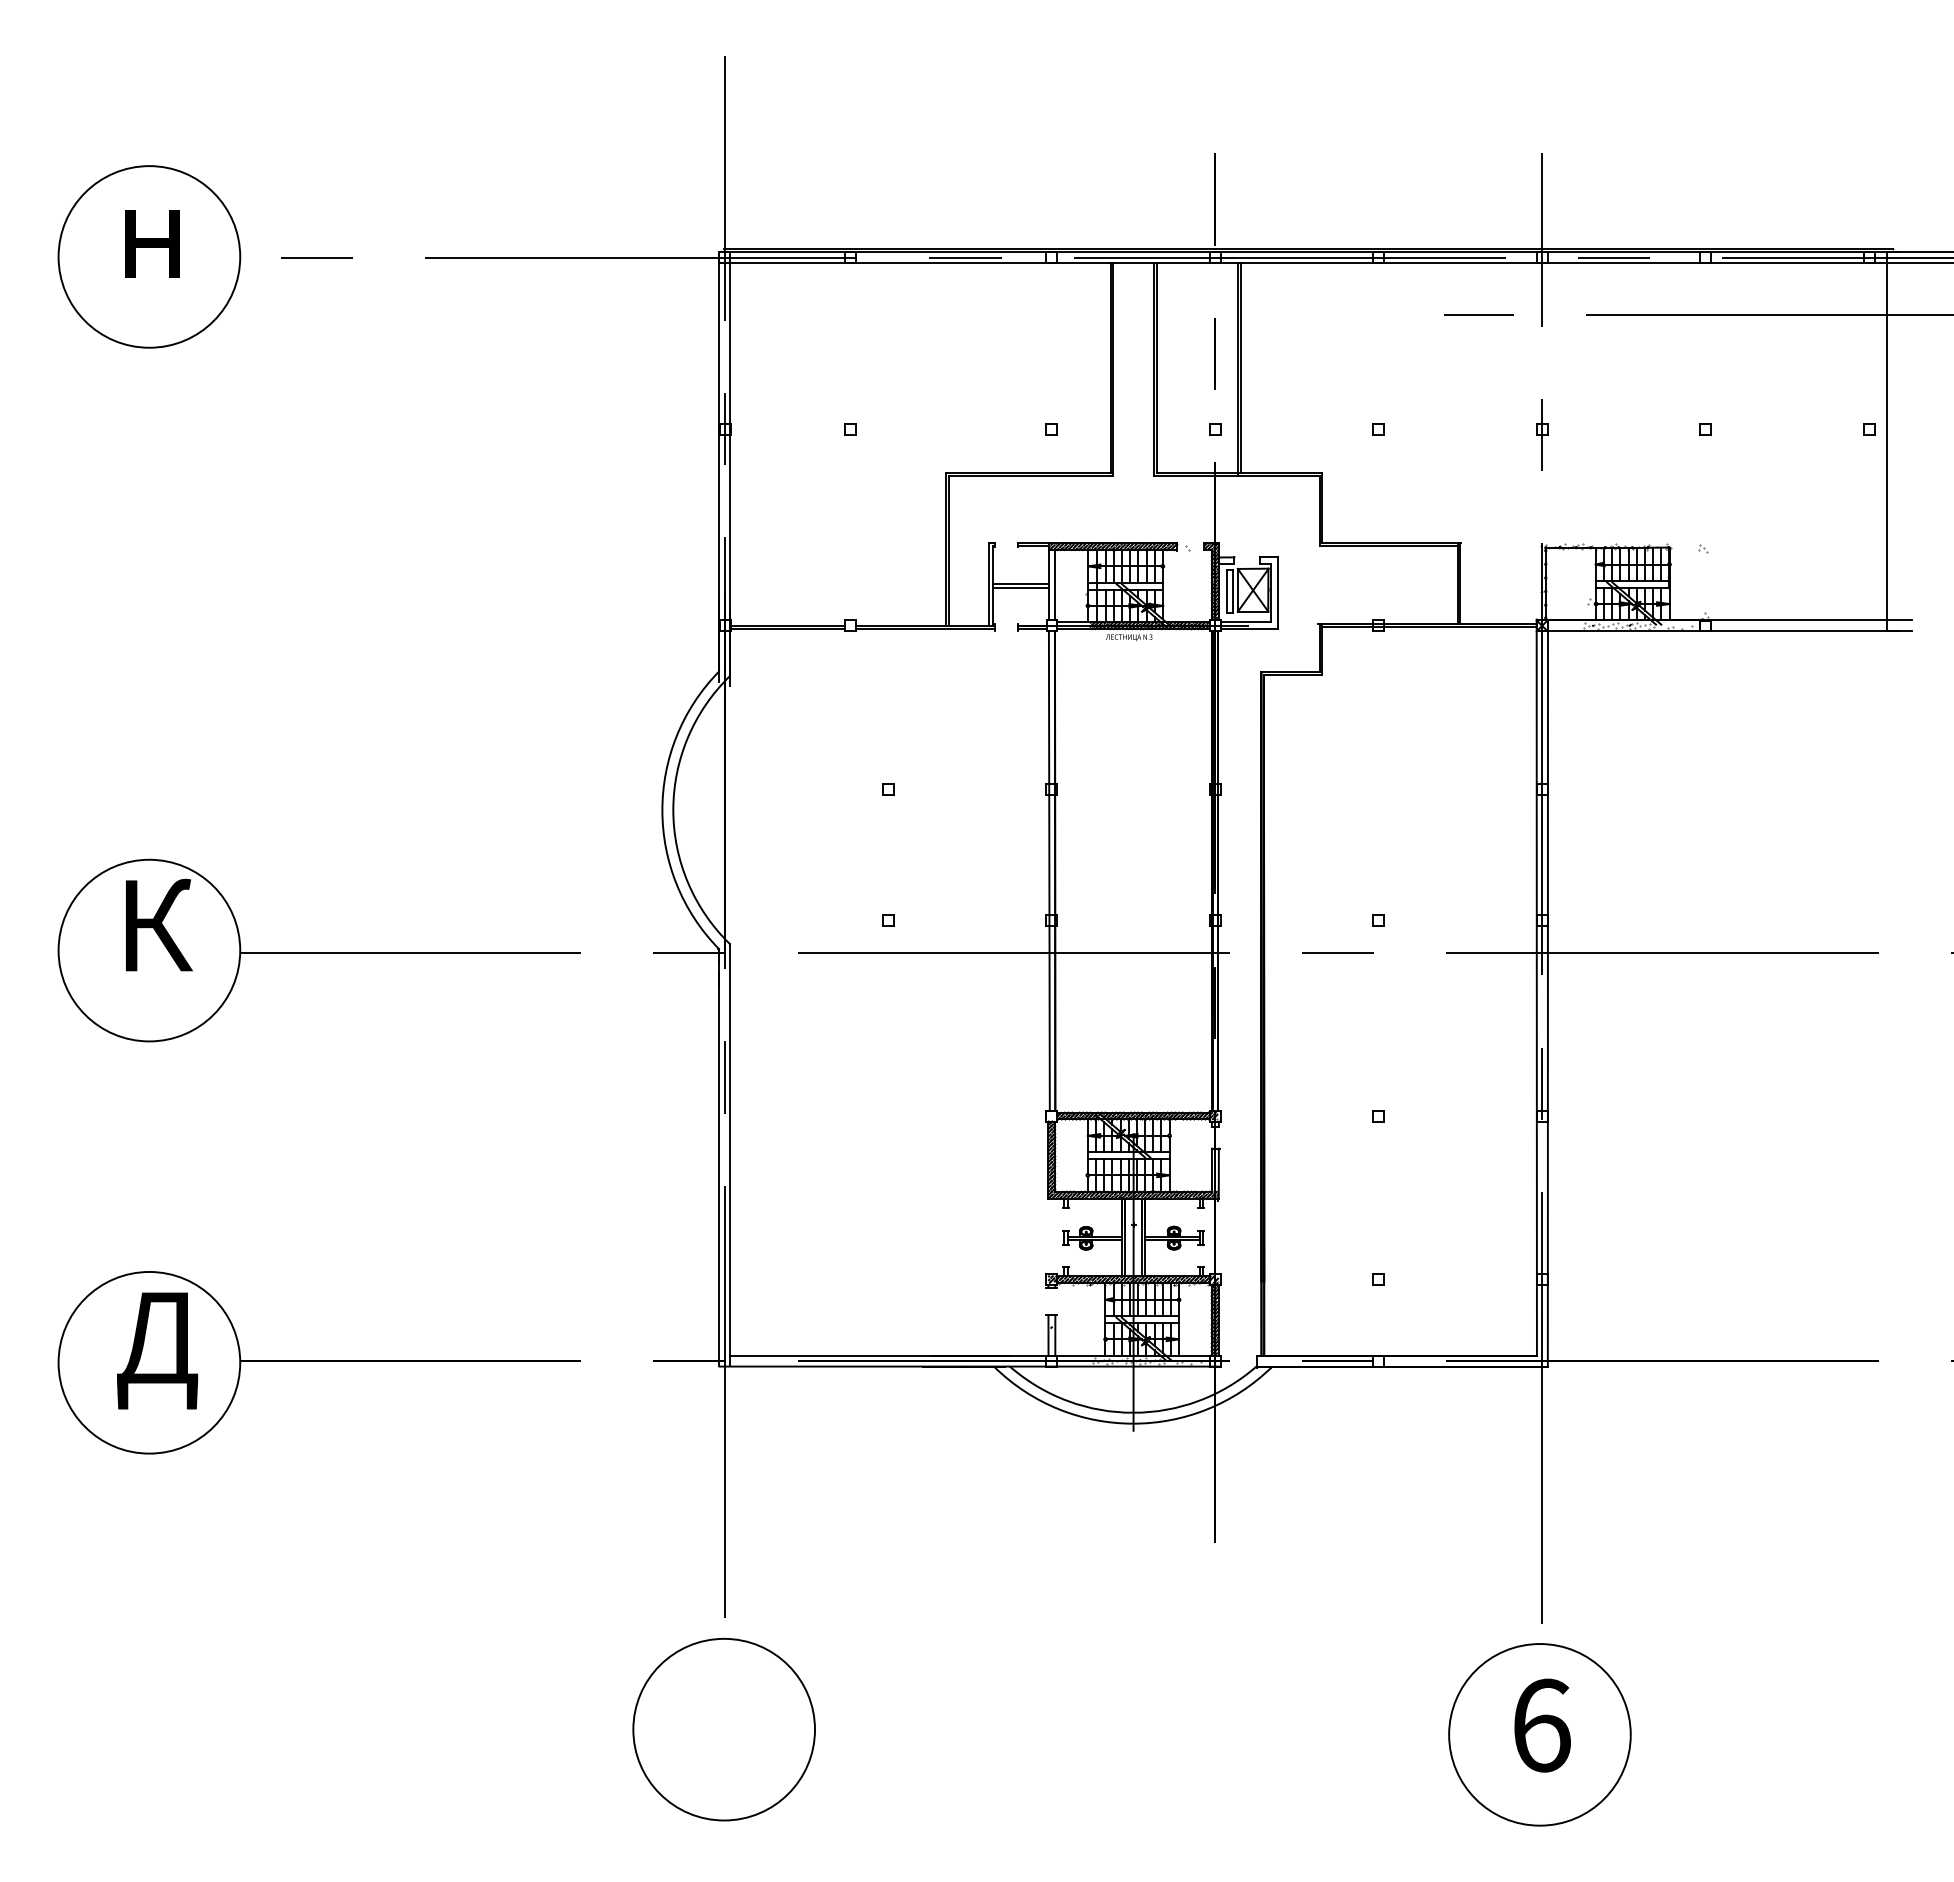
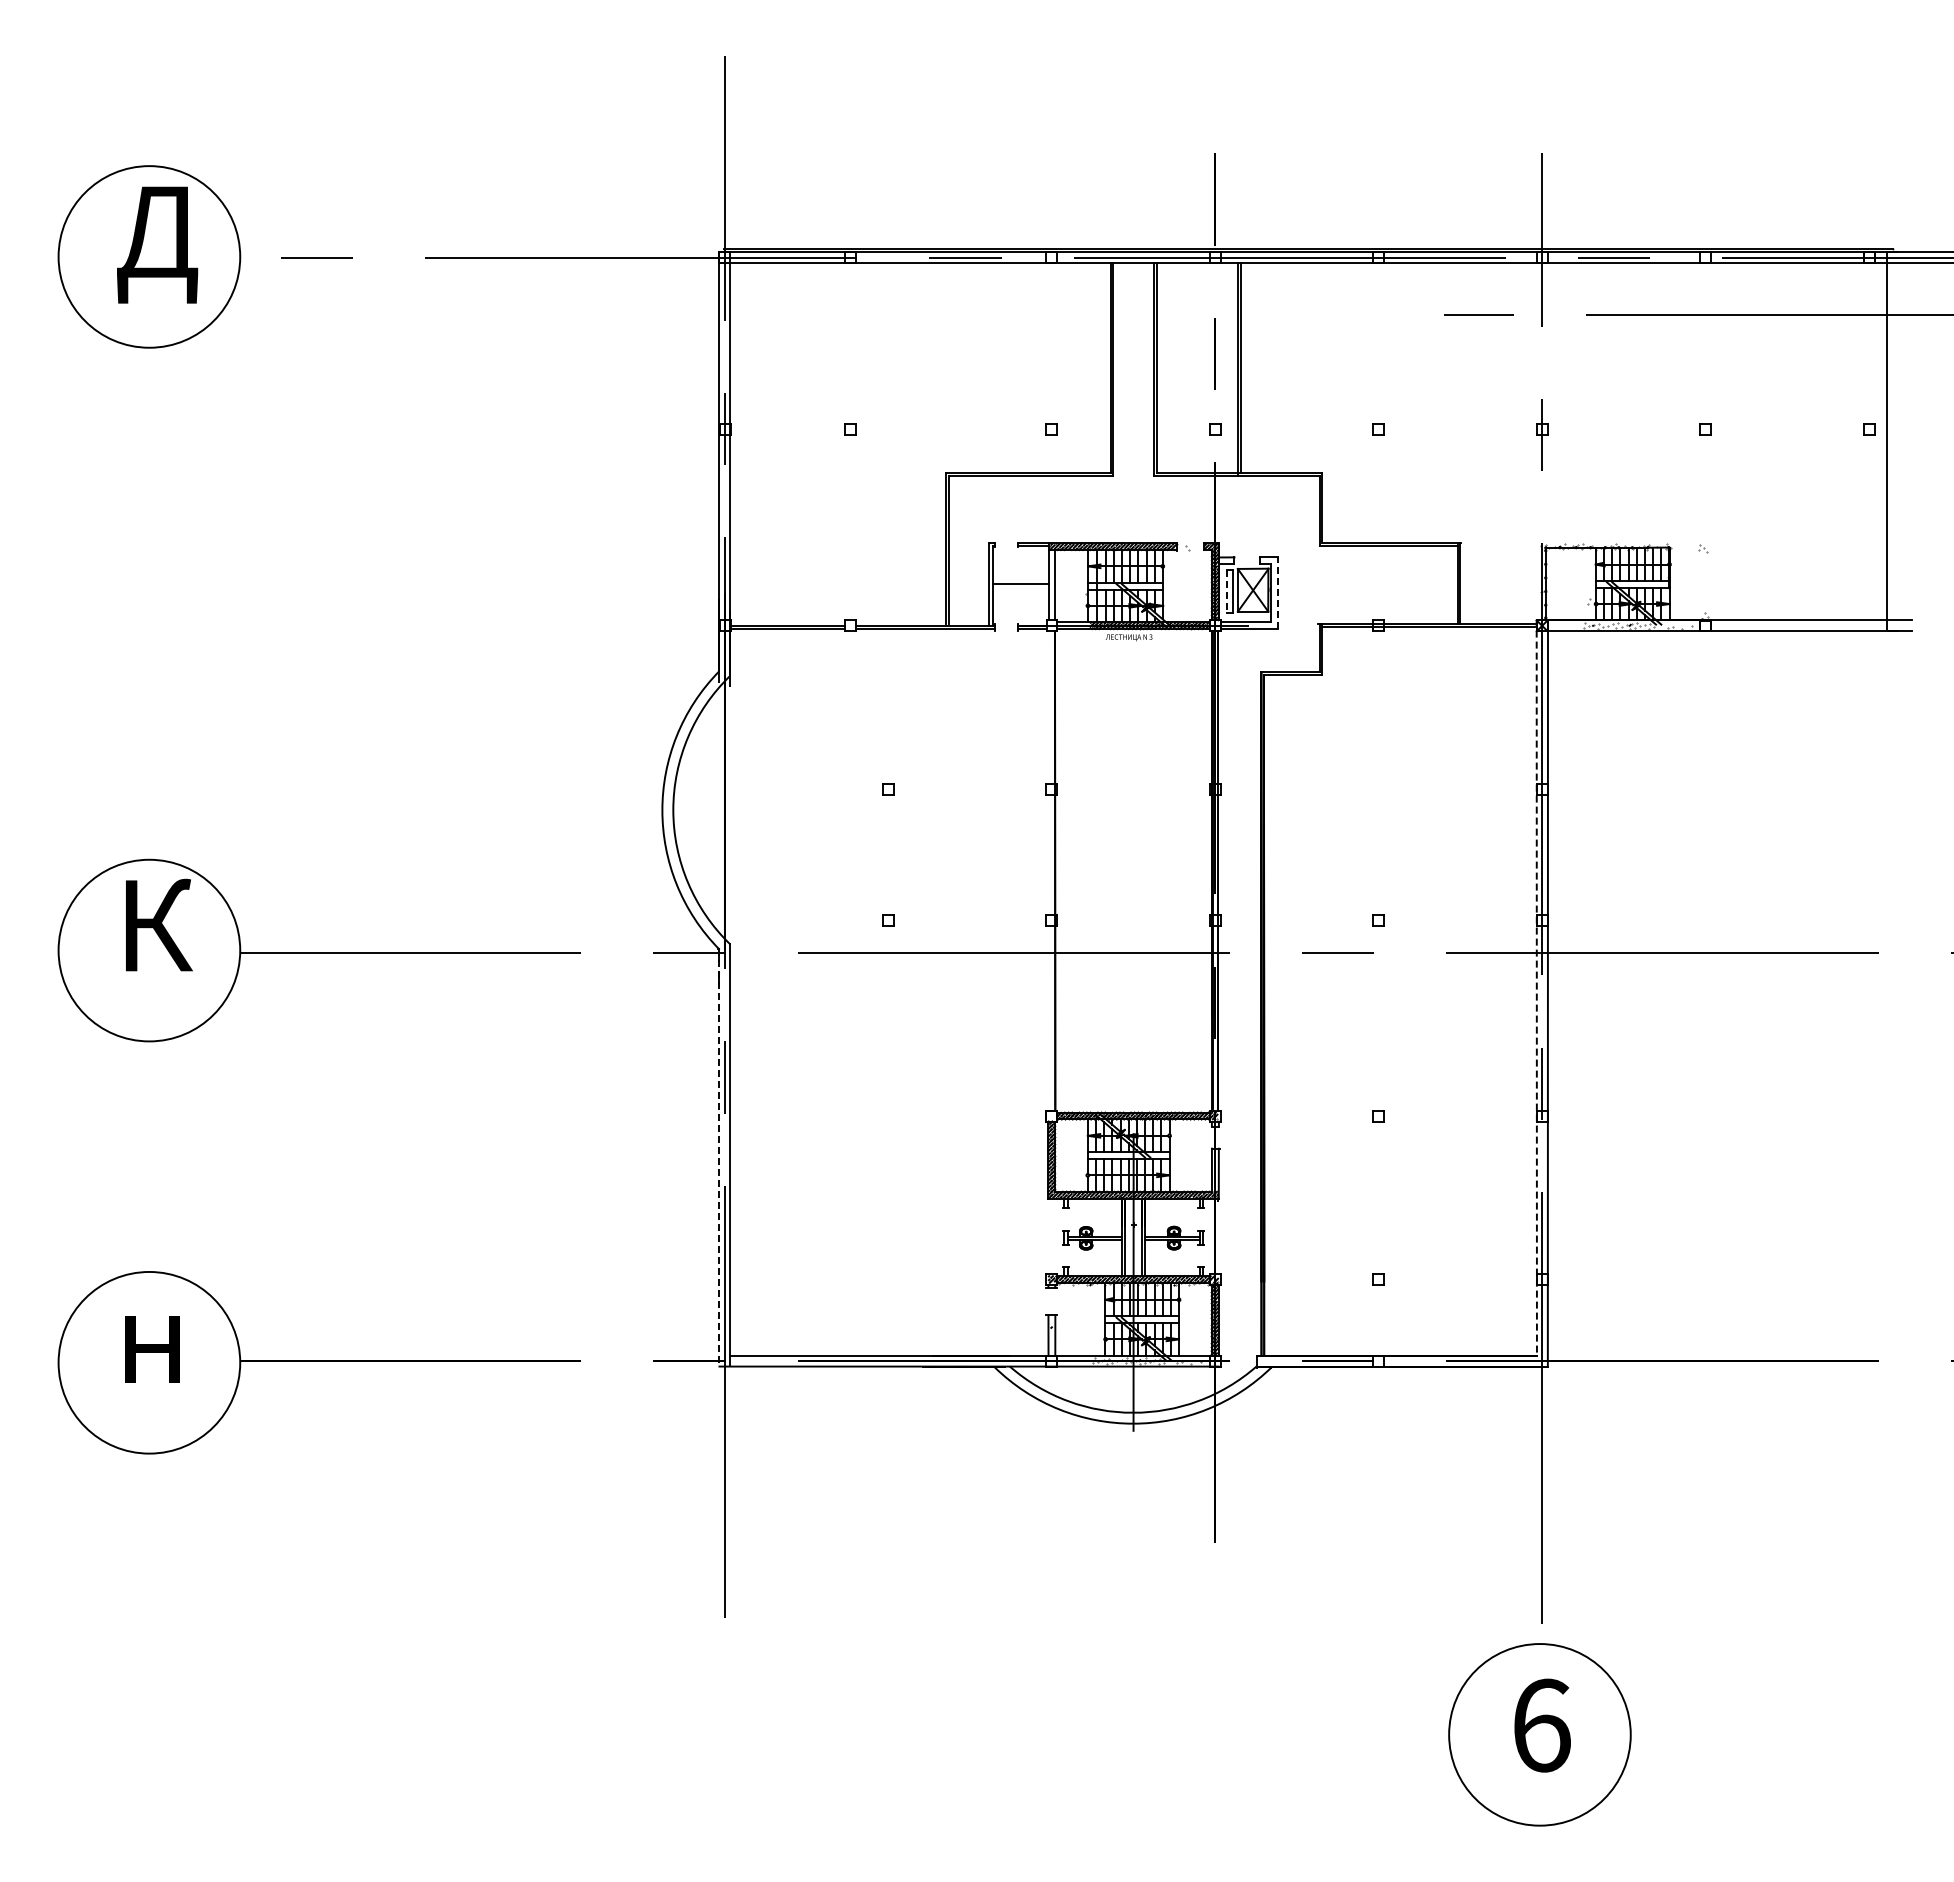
text: н -> Д (157, 244)
line: present -> none (1020, 587)
line: solid -> dashed (1227, 591)
line: solid -> dashed (1278, 593)
line: present -> none (1048, 870)
line: solid -> dashed (1536, 988)
line: solid -> dashed (719, 1158)
text: Д -> н (157, 1350)
circle: present -> none (723, 1729)
